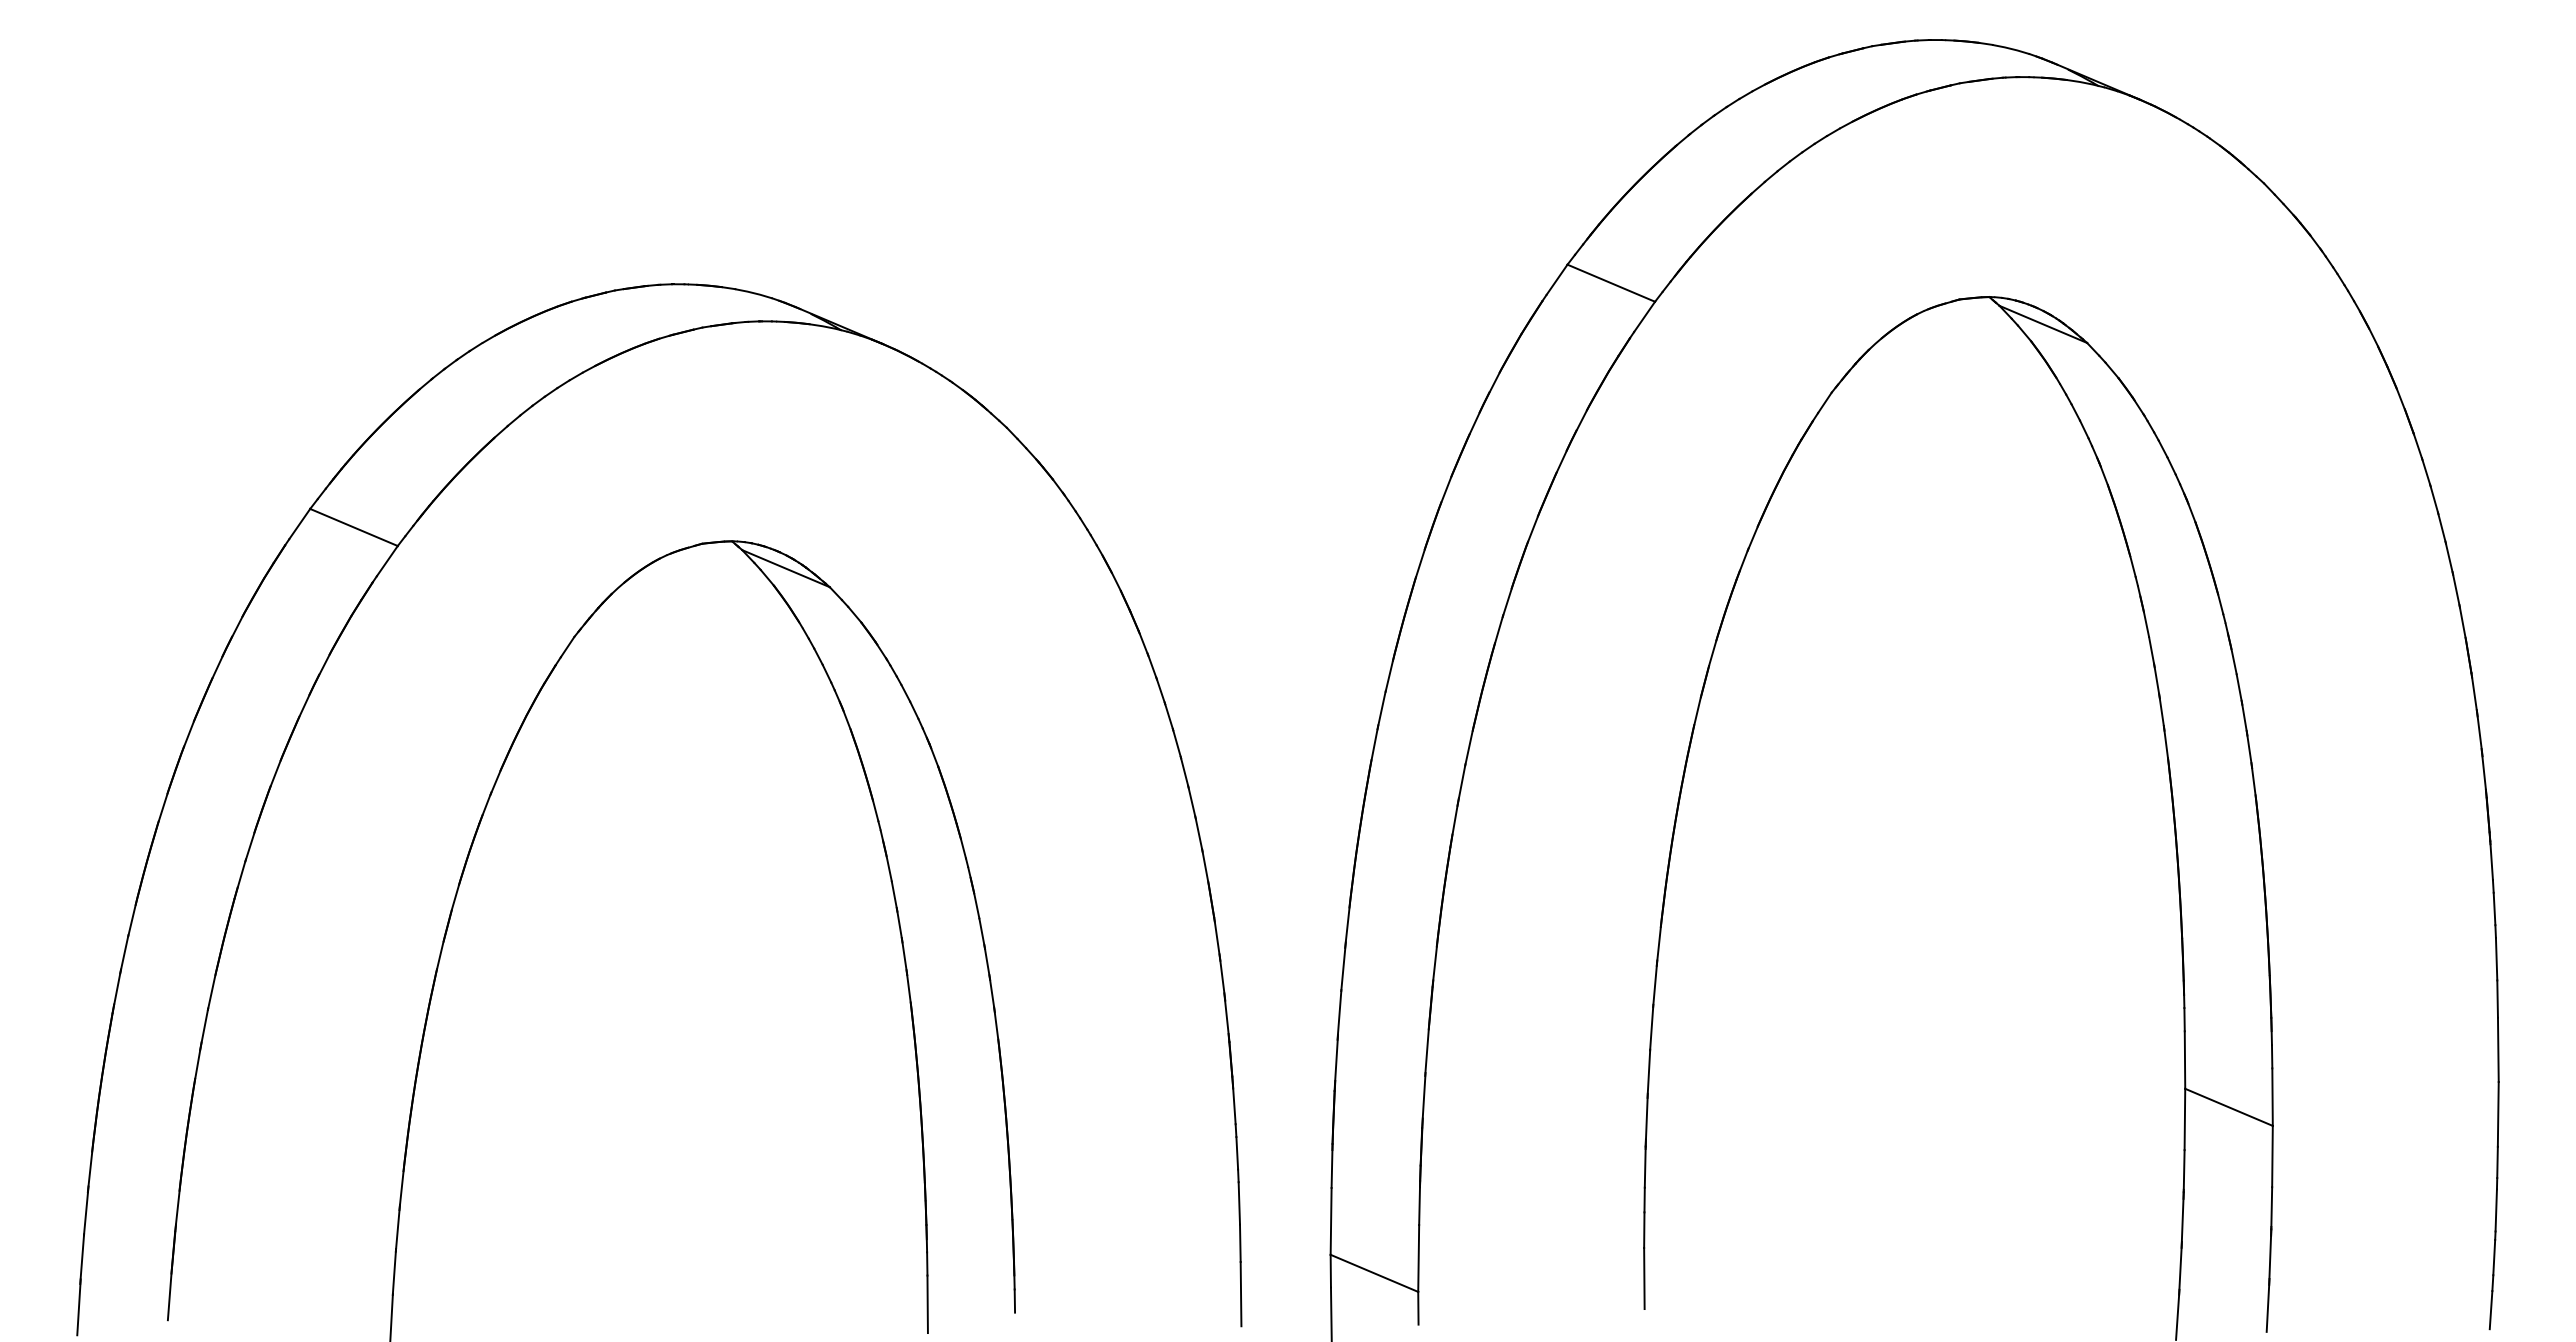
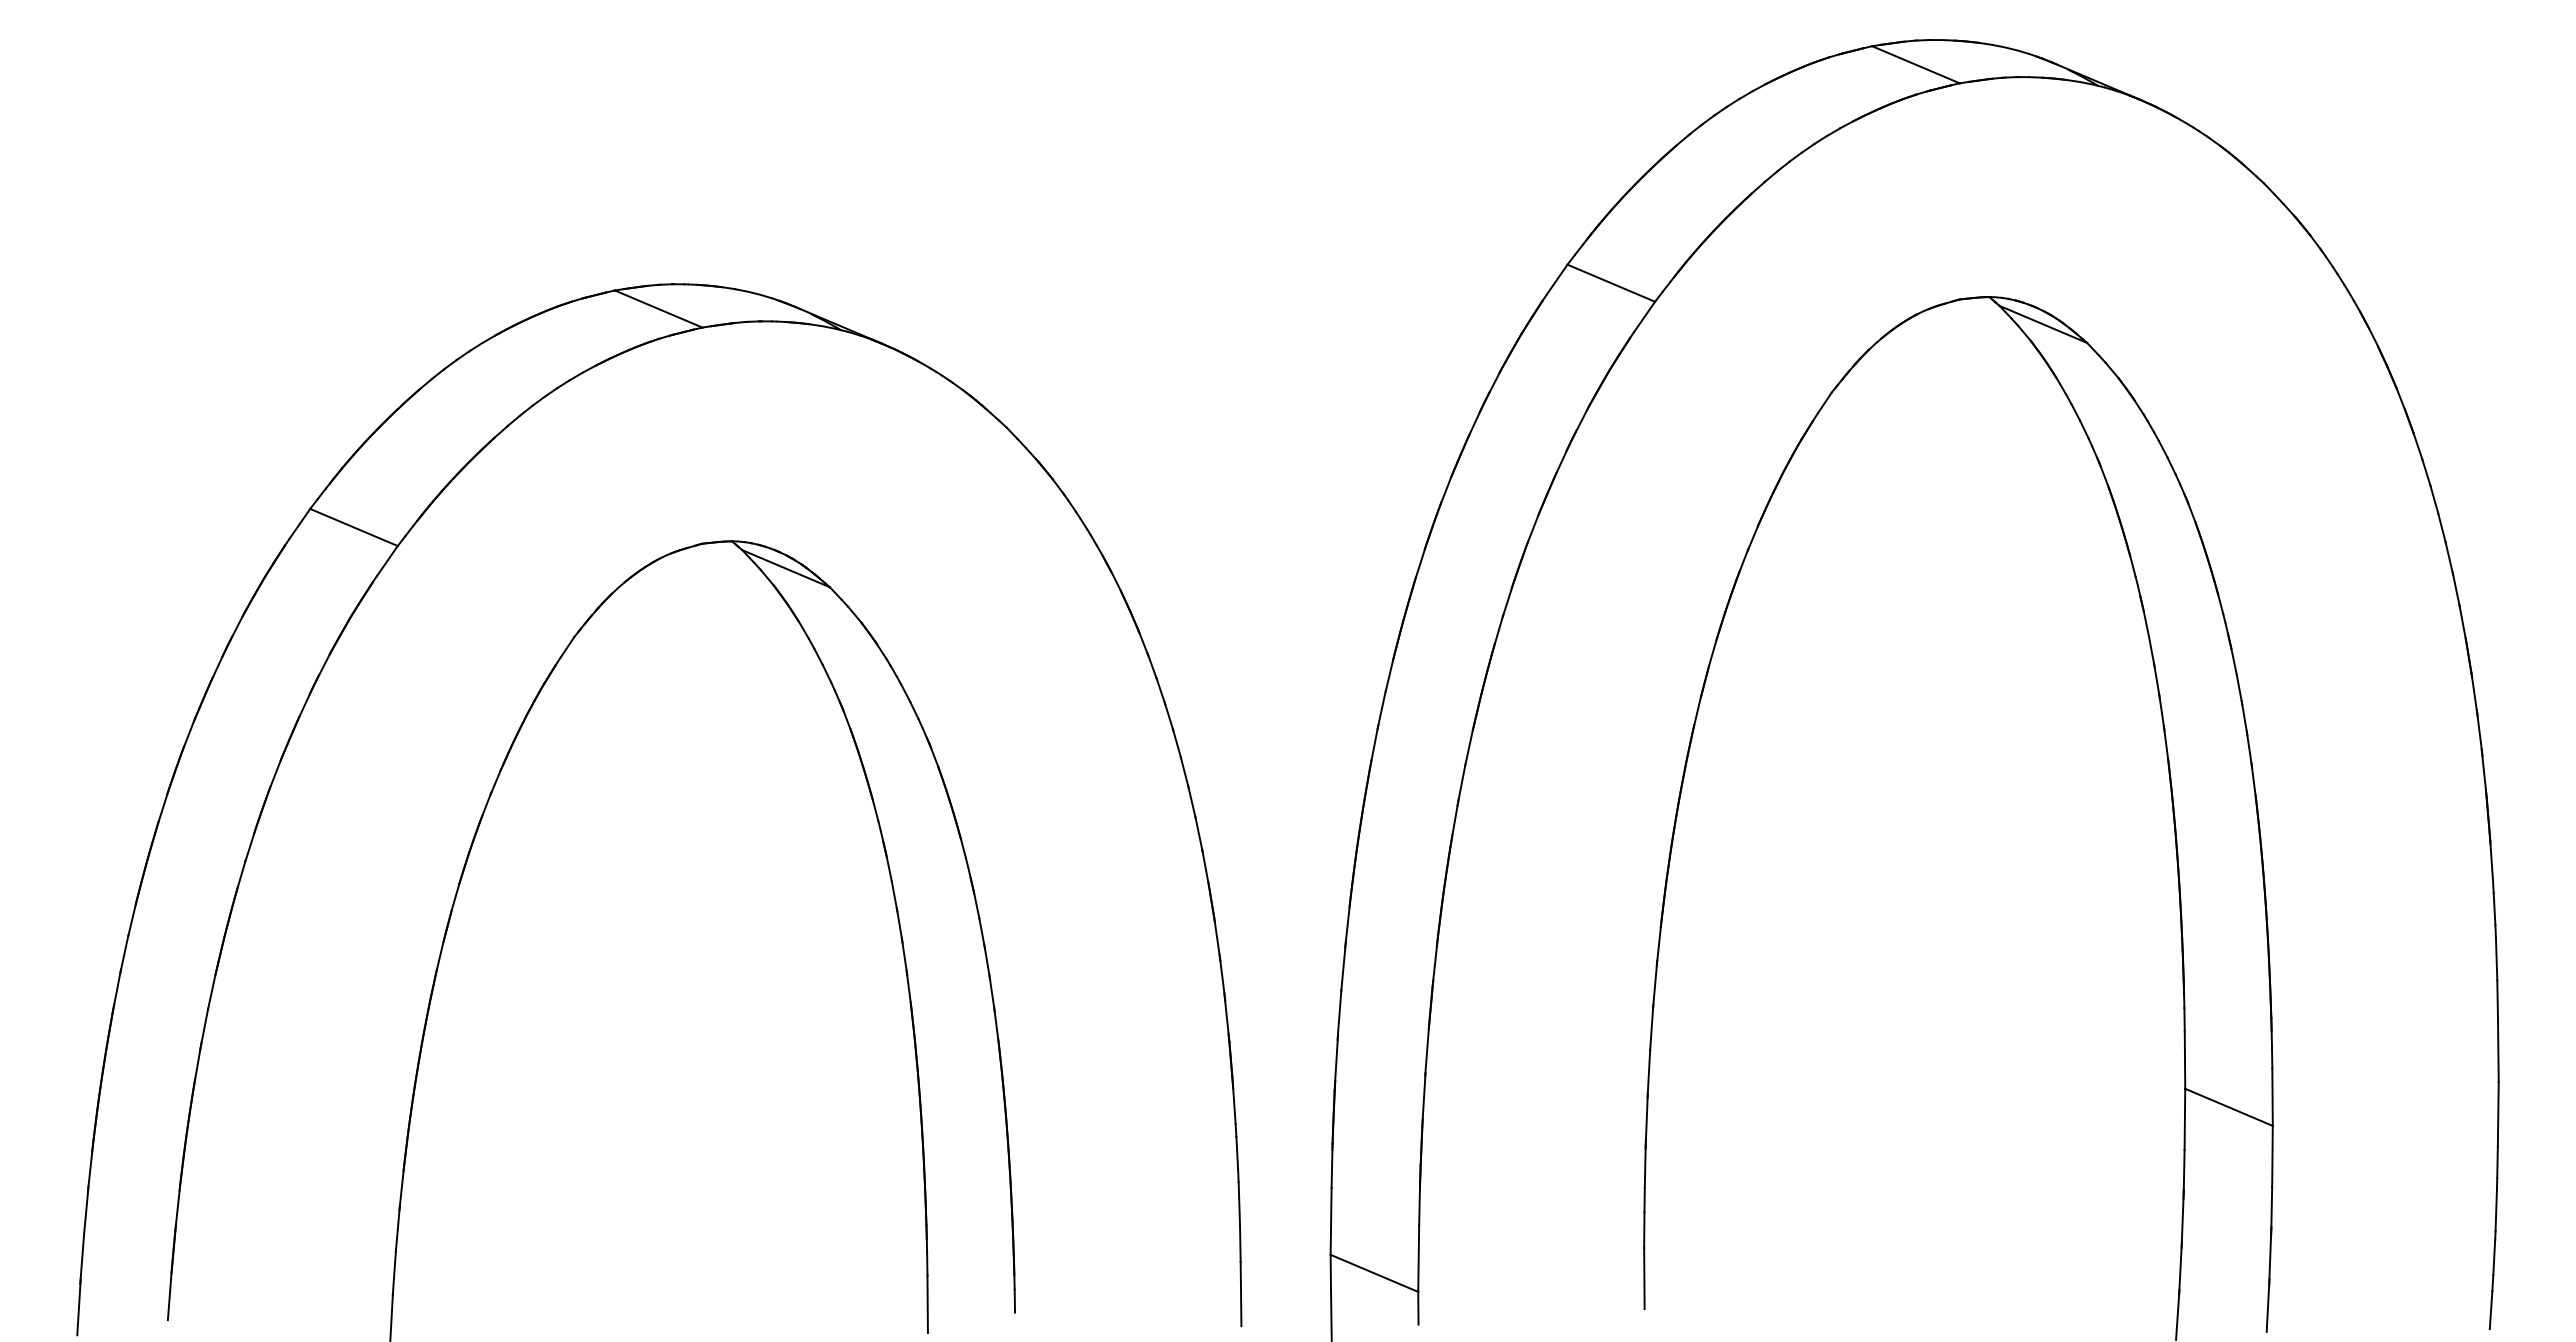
line: none -> present (1915, 64)
line: none -> present (658, 308)
